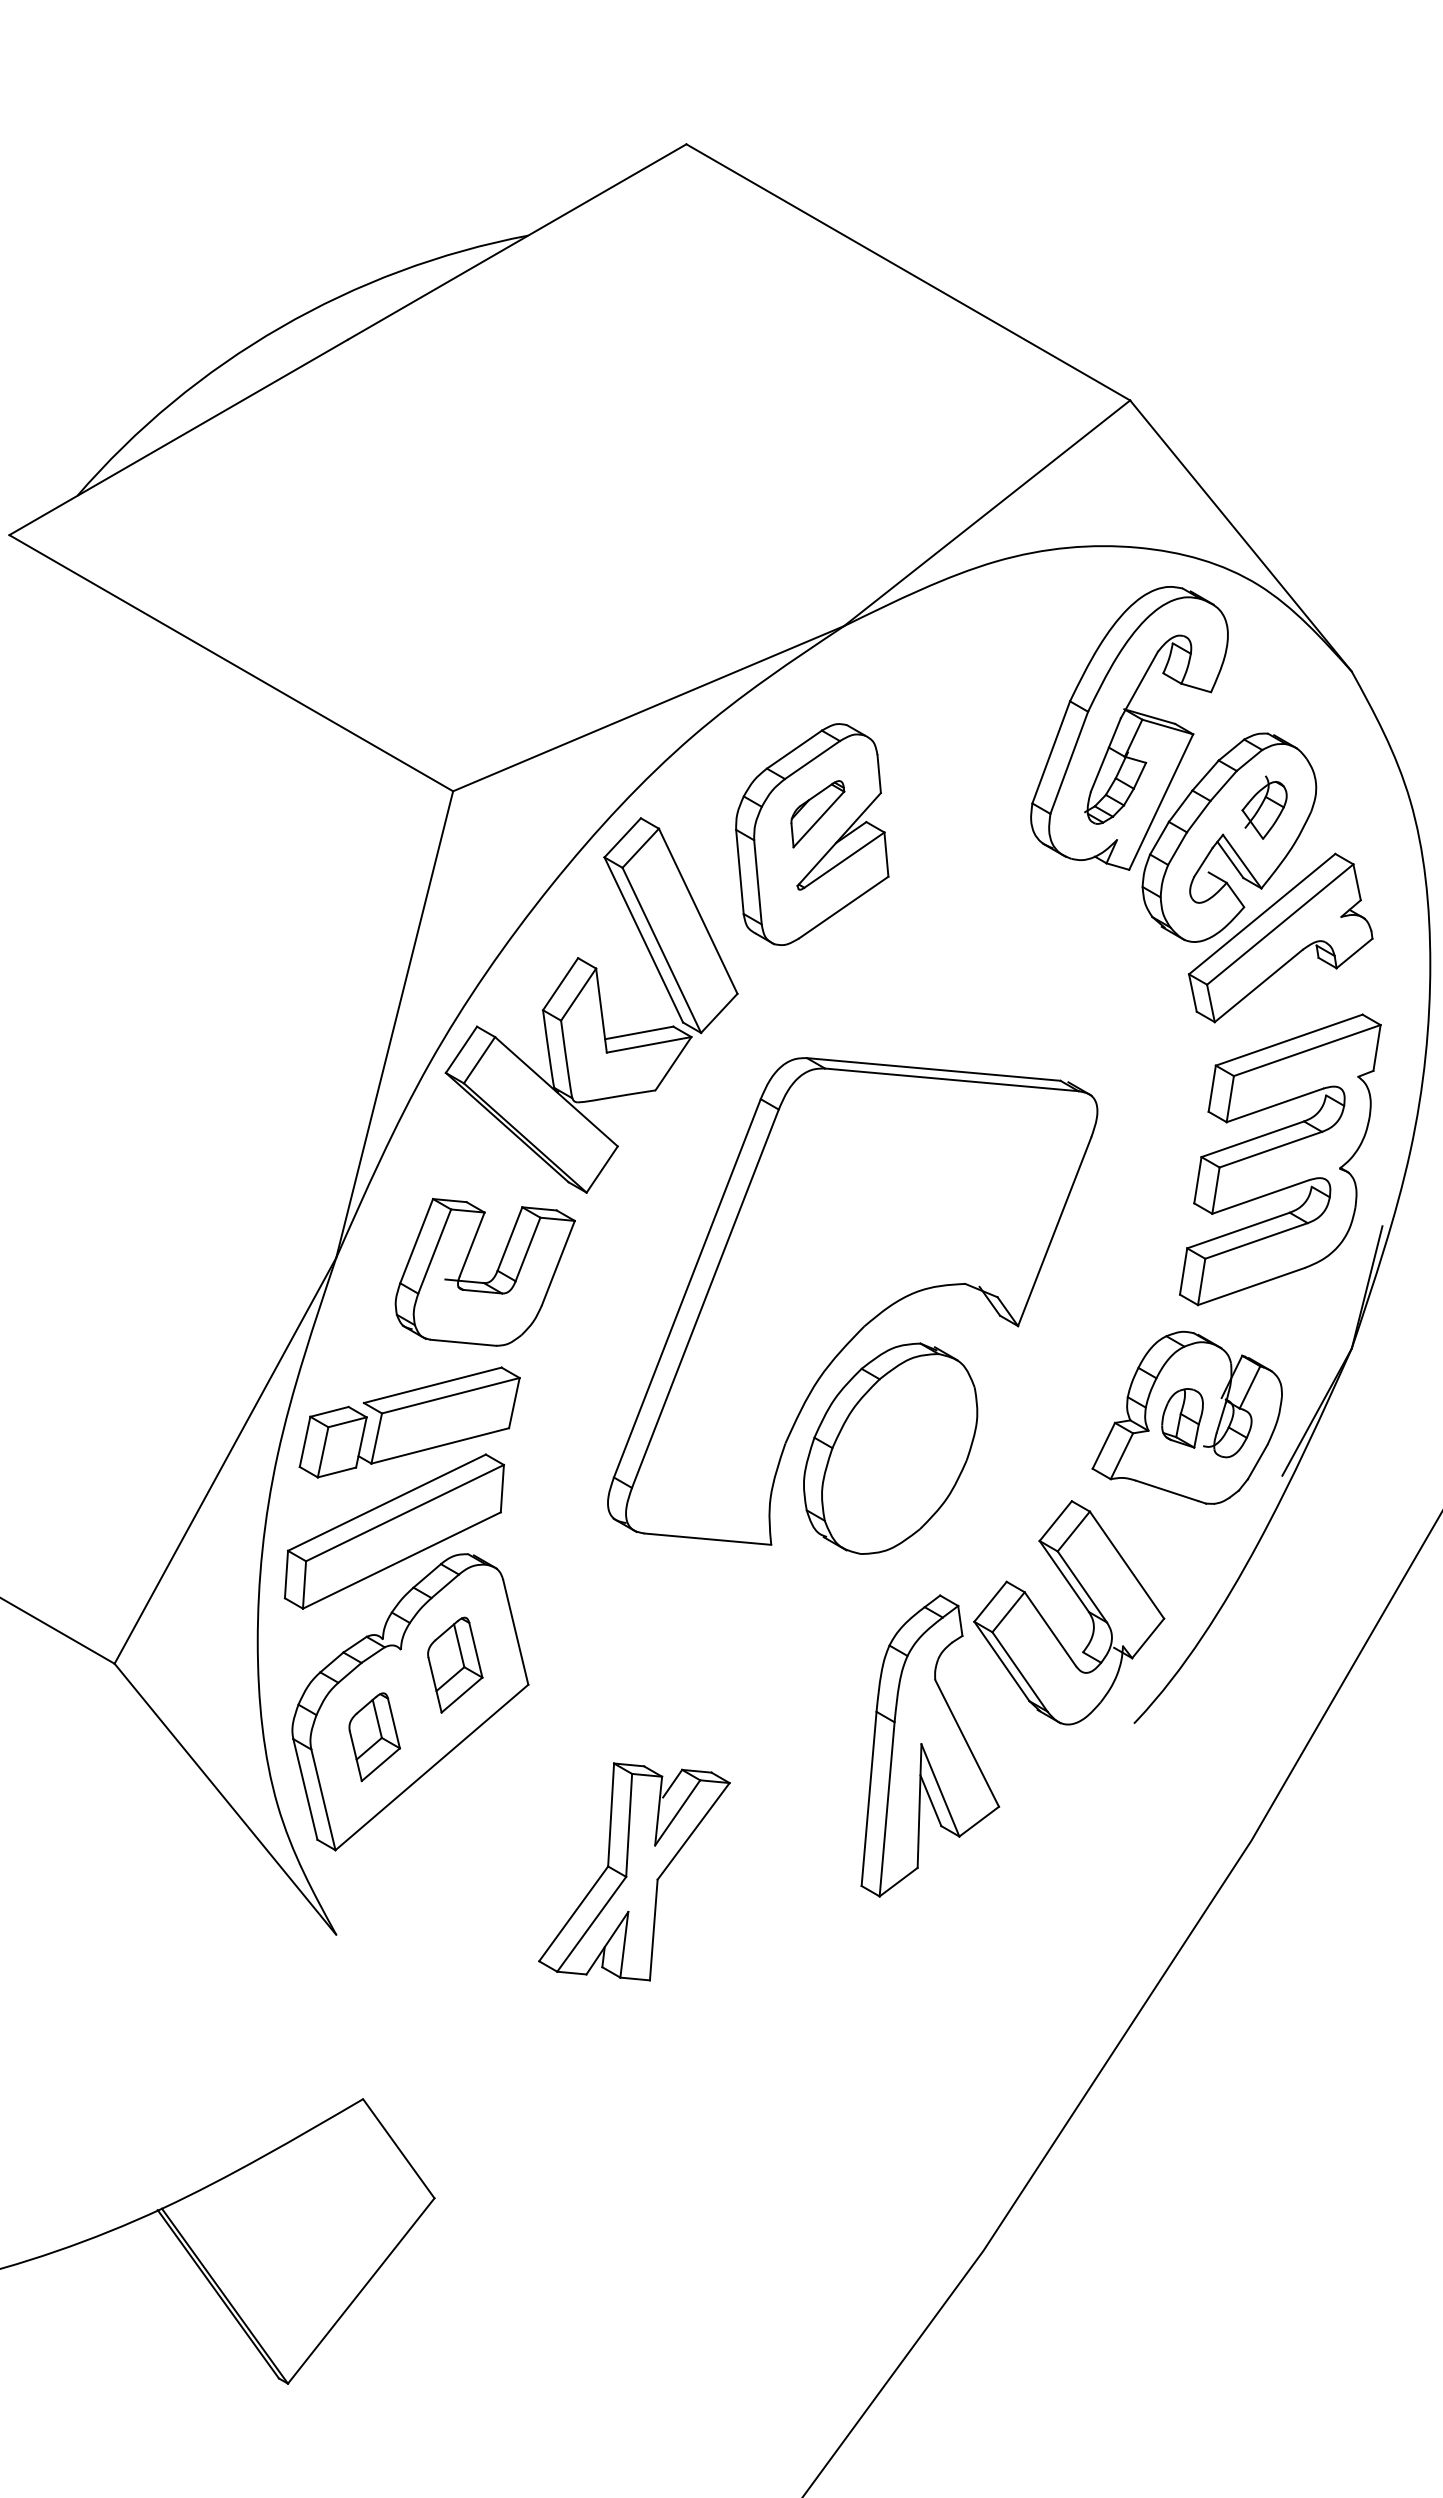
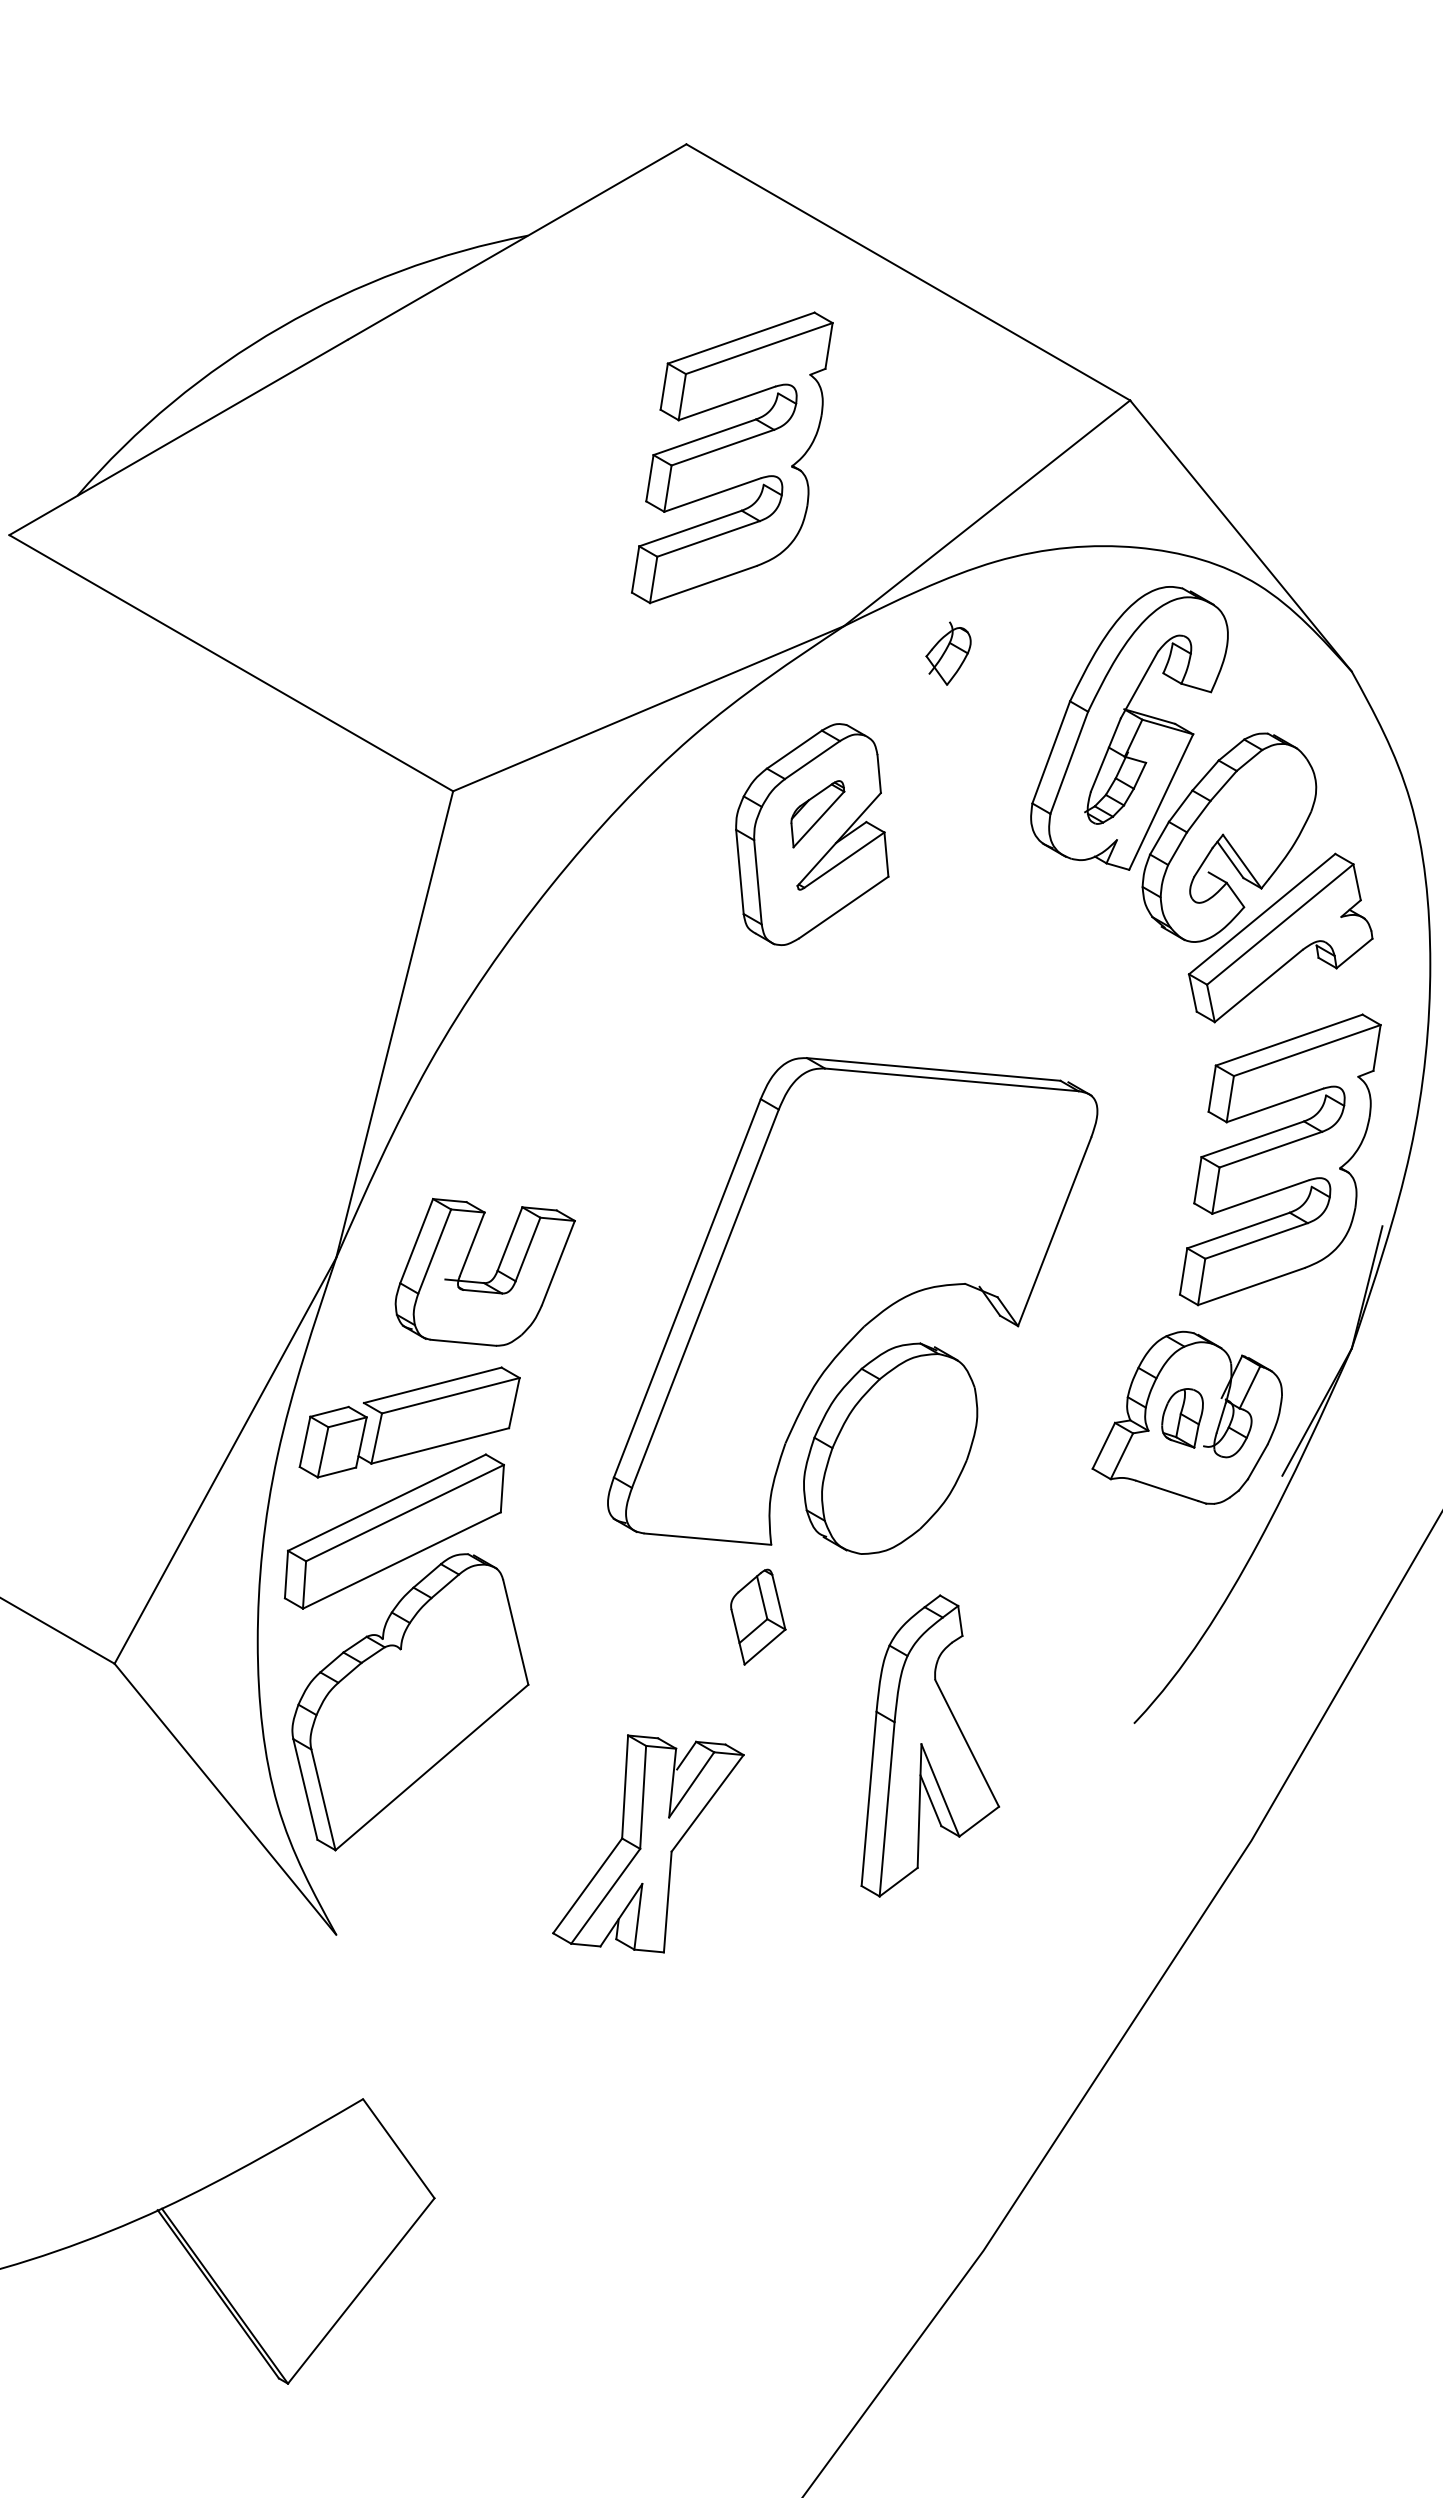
part: none -> present (732, 457)
part position: (1264, 807) -> (948, 653) (948, 653)
part: present -> none (591, 1005)
part: present -> none (1081, 1603)
part position: (455, 1664) -> (758, 1616) (758, 1616)
part: present -> none (374, 1737)
part position: (634, 1871) -> (648, 1843) (648, 1843)
